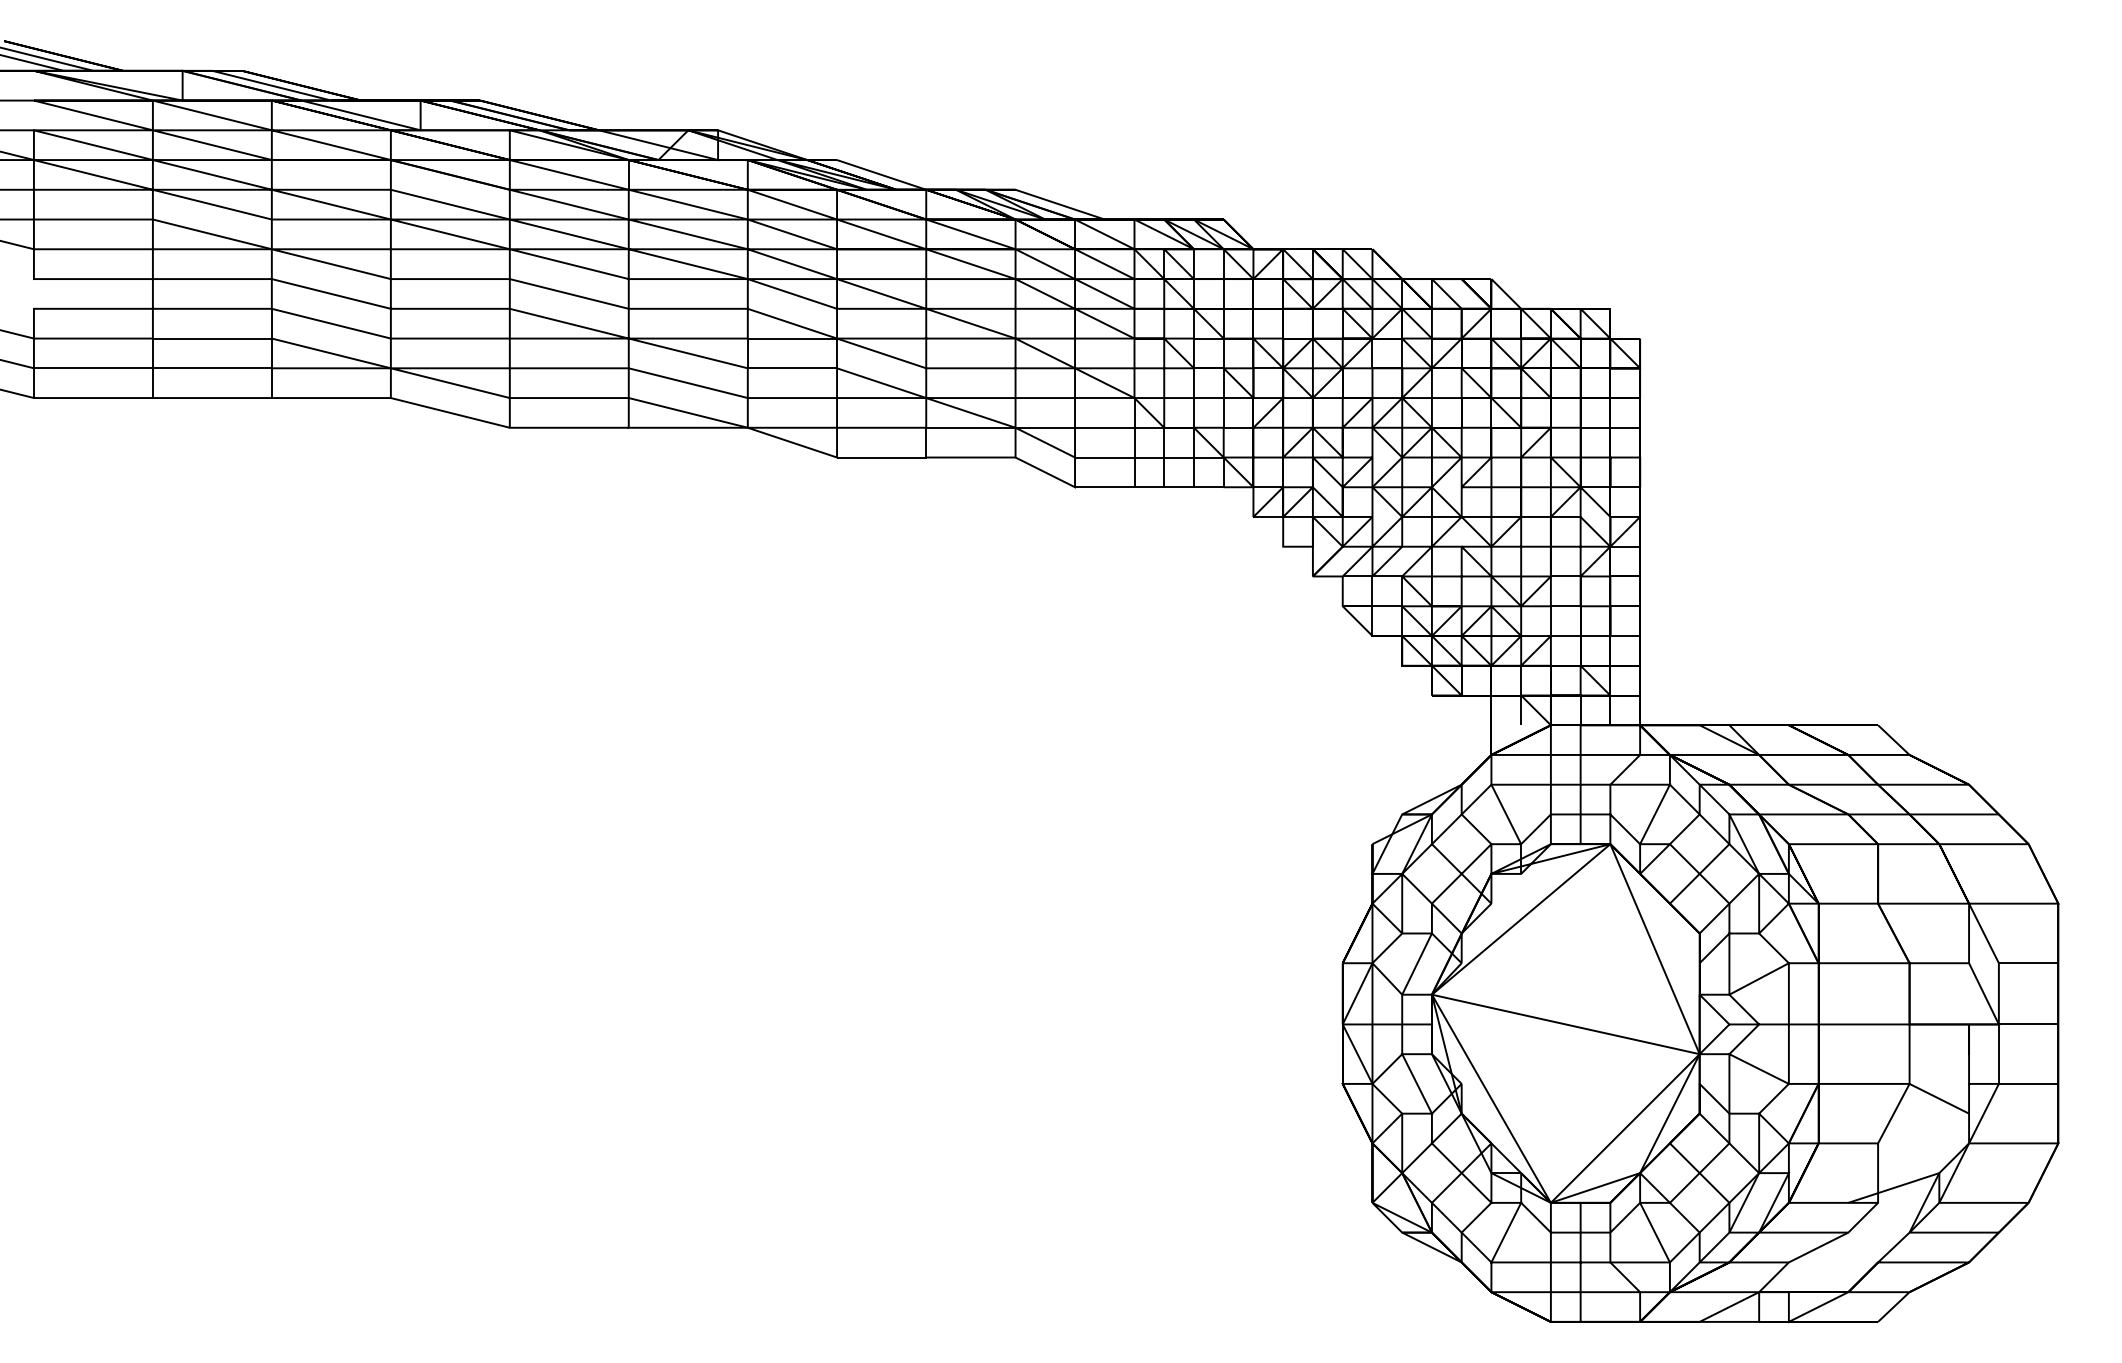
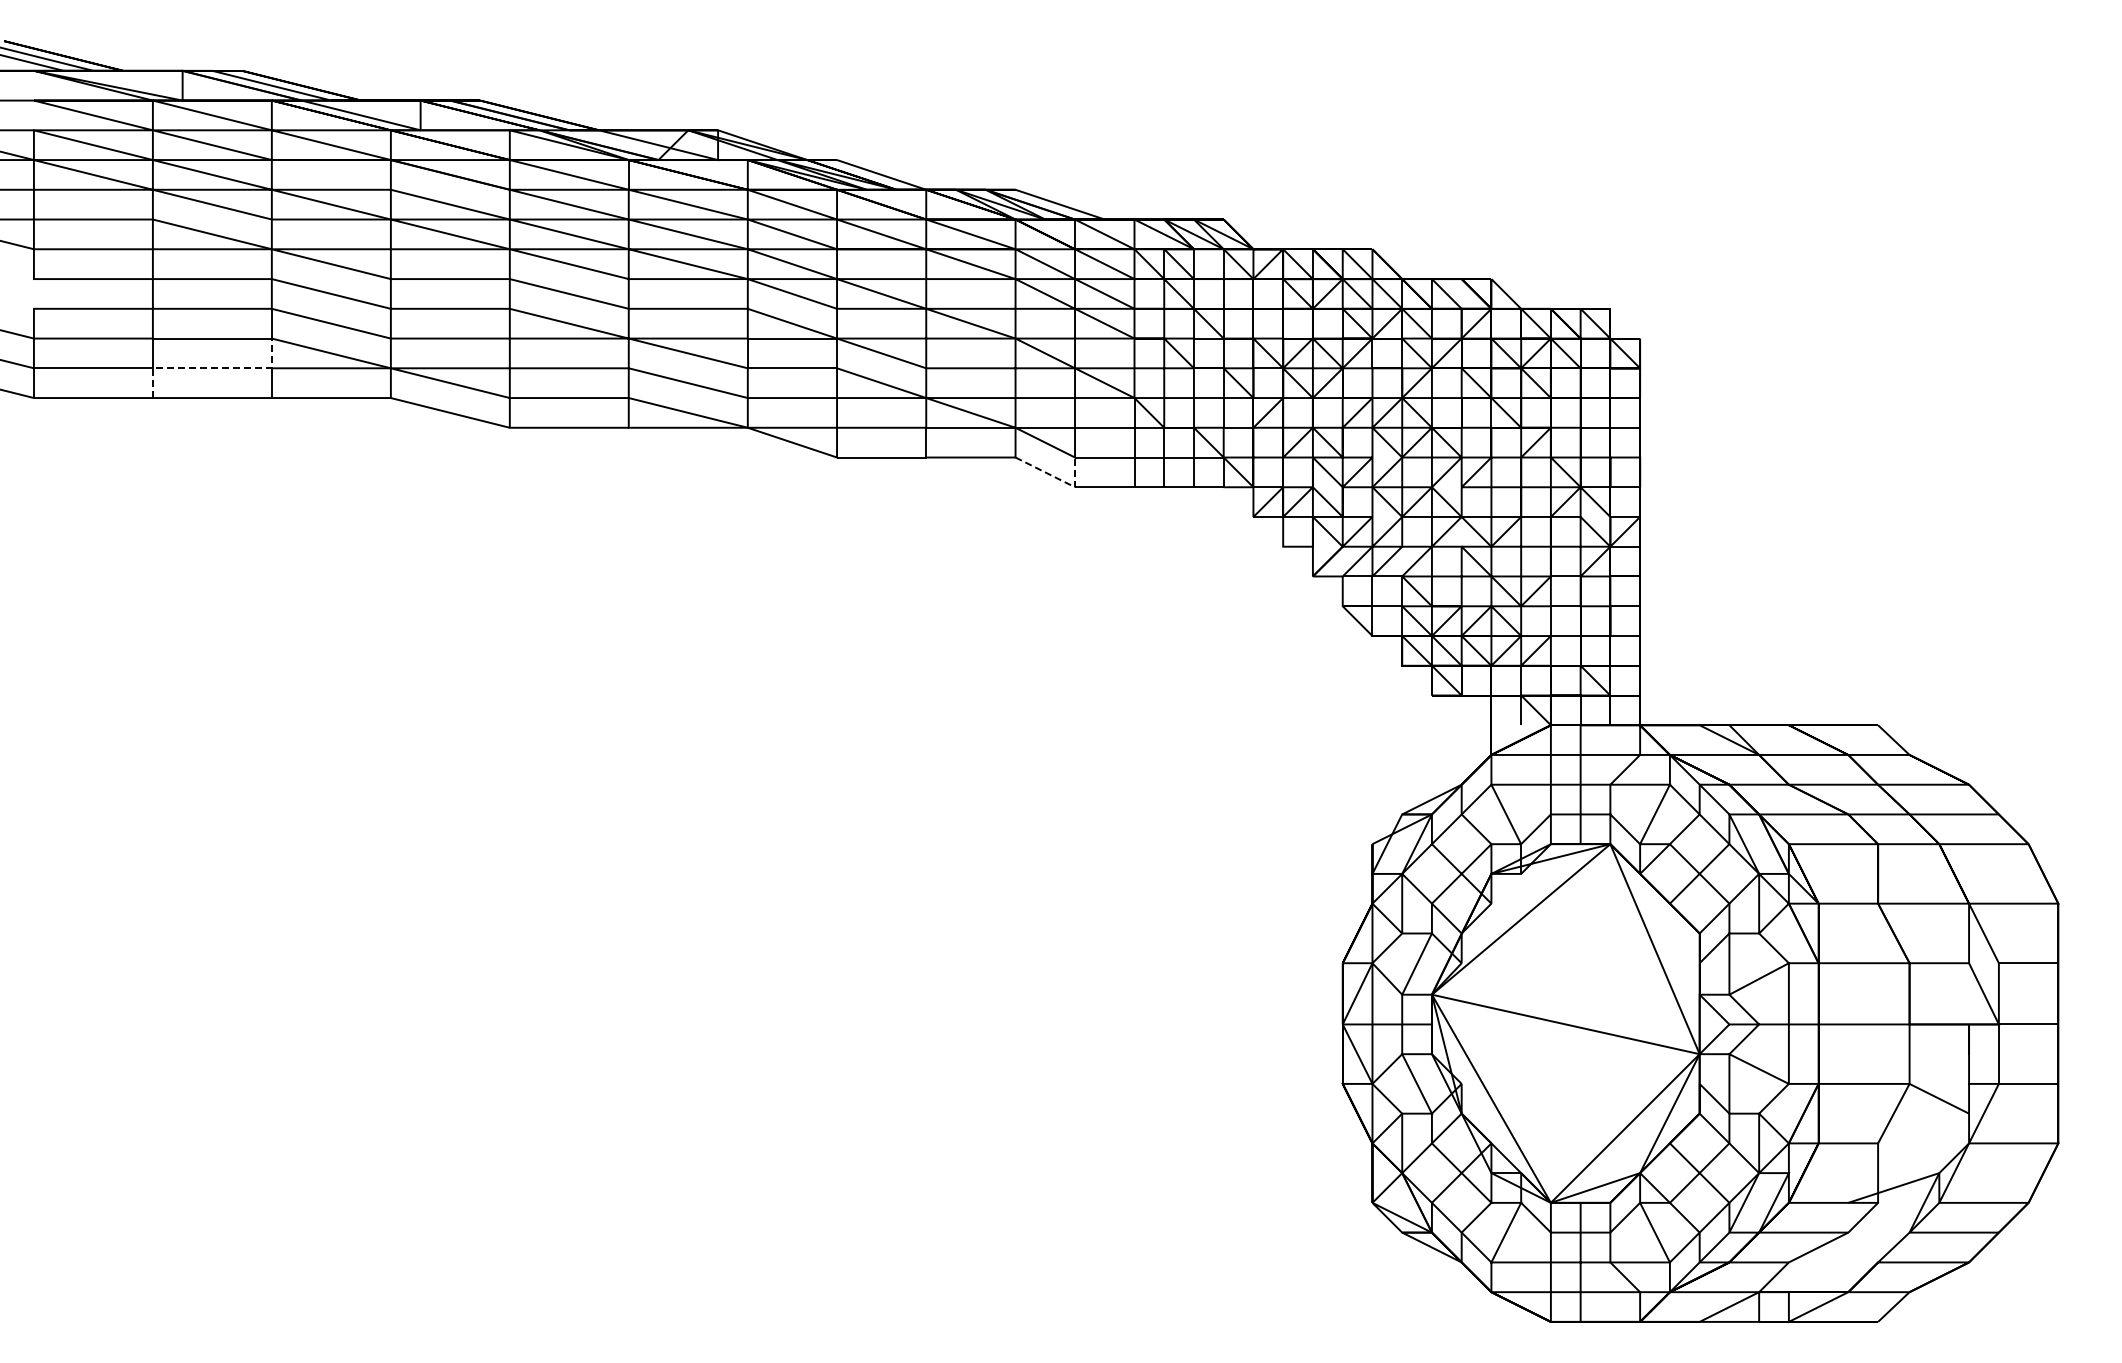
line: solid -> dashed (212, 368)
line: solid -> dashed (1059, 479)
